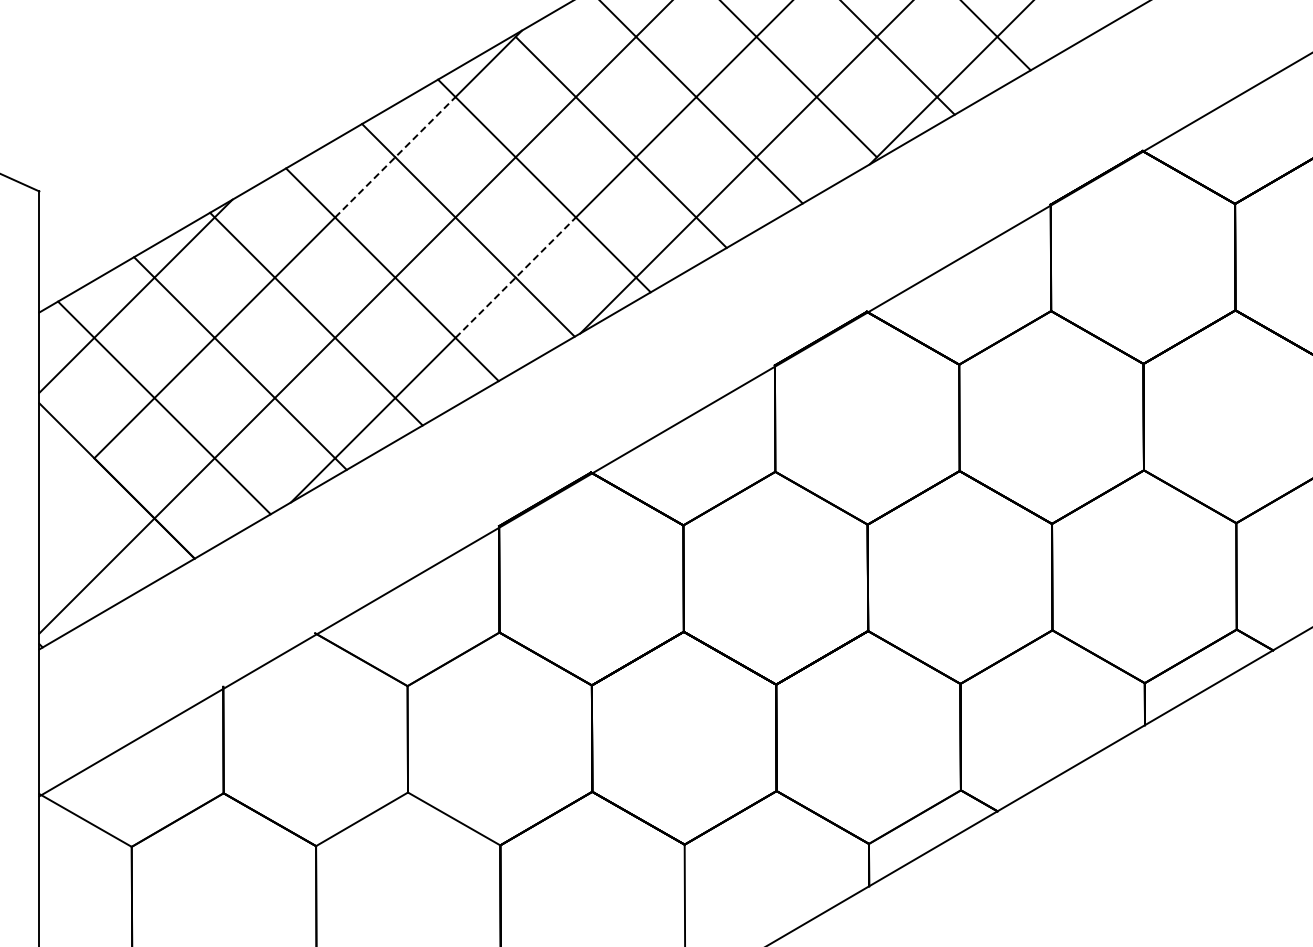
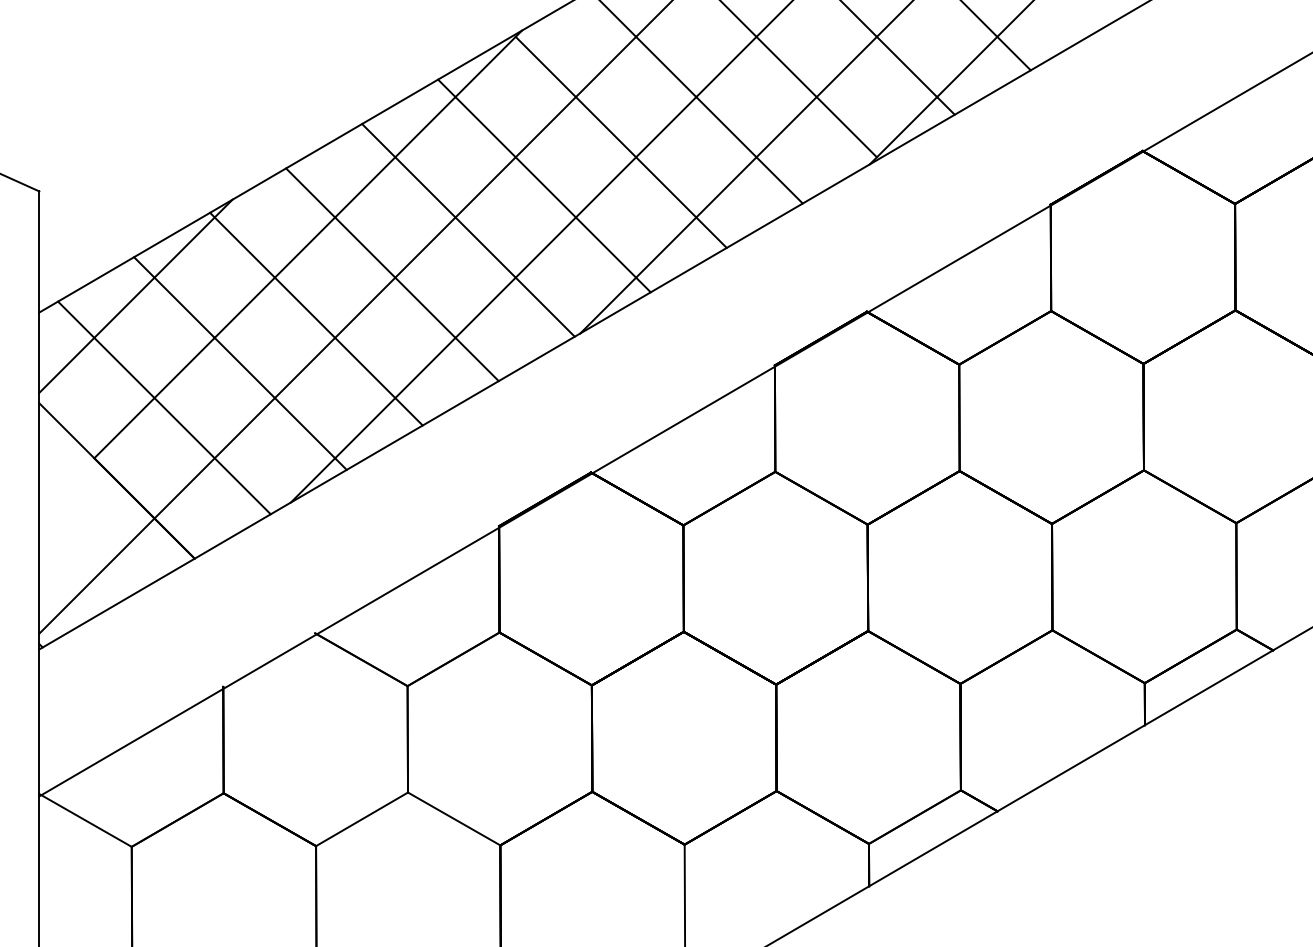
line: dashed -> solid (395, 156)
line: dashed -> solid (516, 277)
